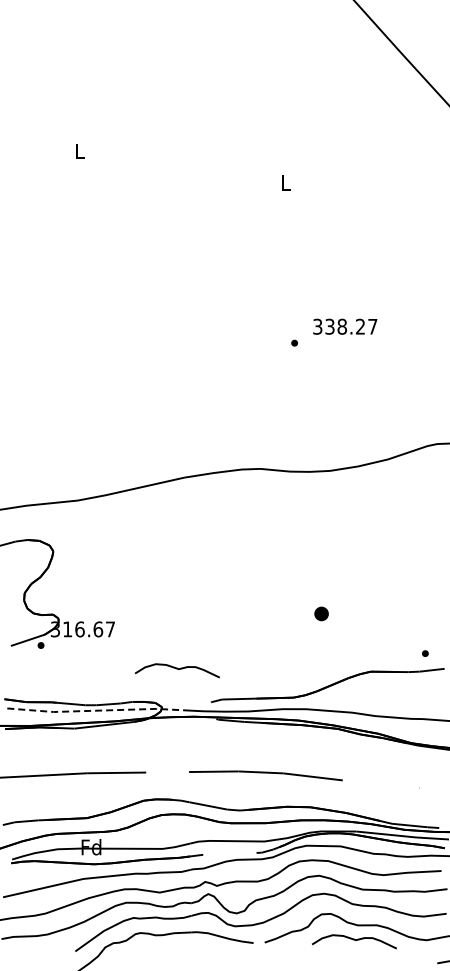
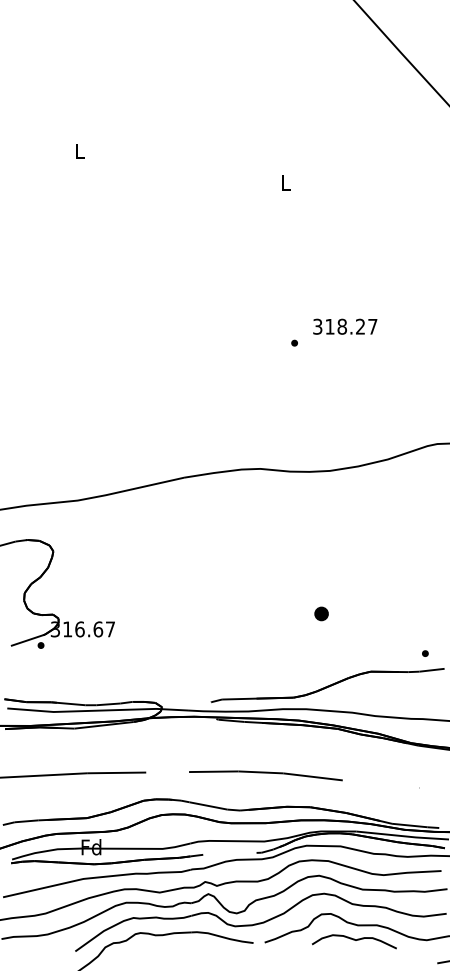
text: 338.27 -> 318.27 (329, 326)
curve: present -> none (177, 669)
line: dashed -> solid (97, 710)
